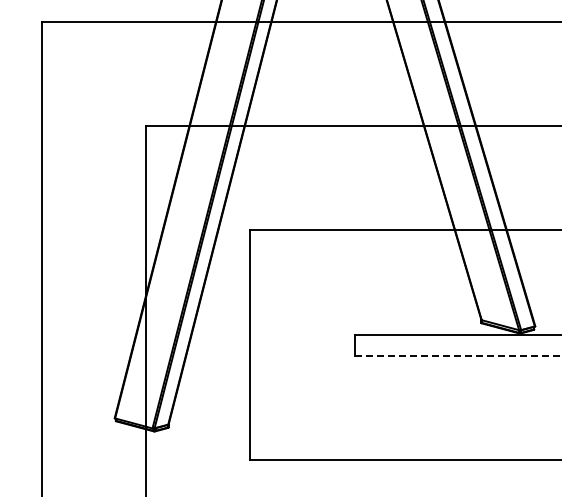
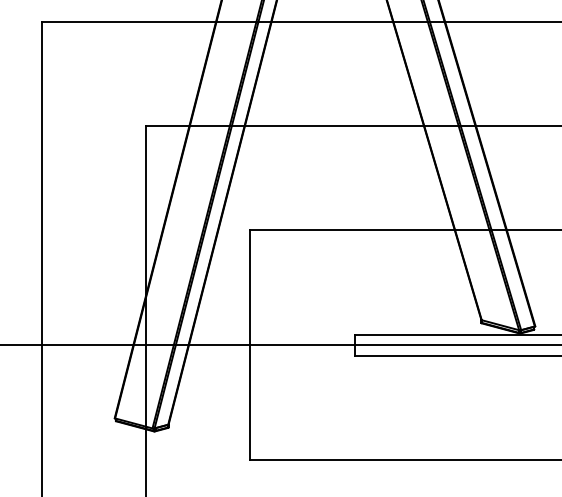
line: none -> present (280, 345)
line: dashed -> solid (458, 355)
